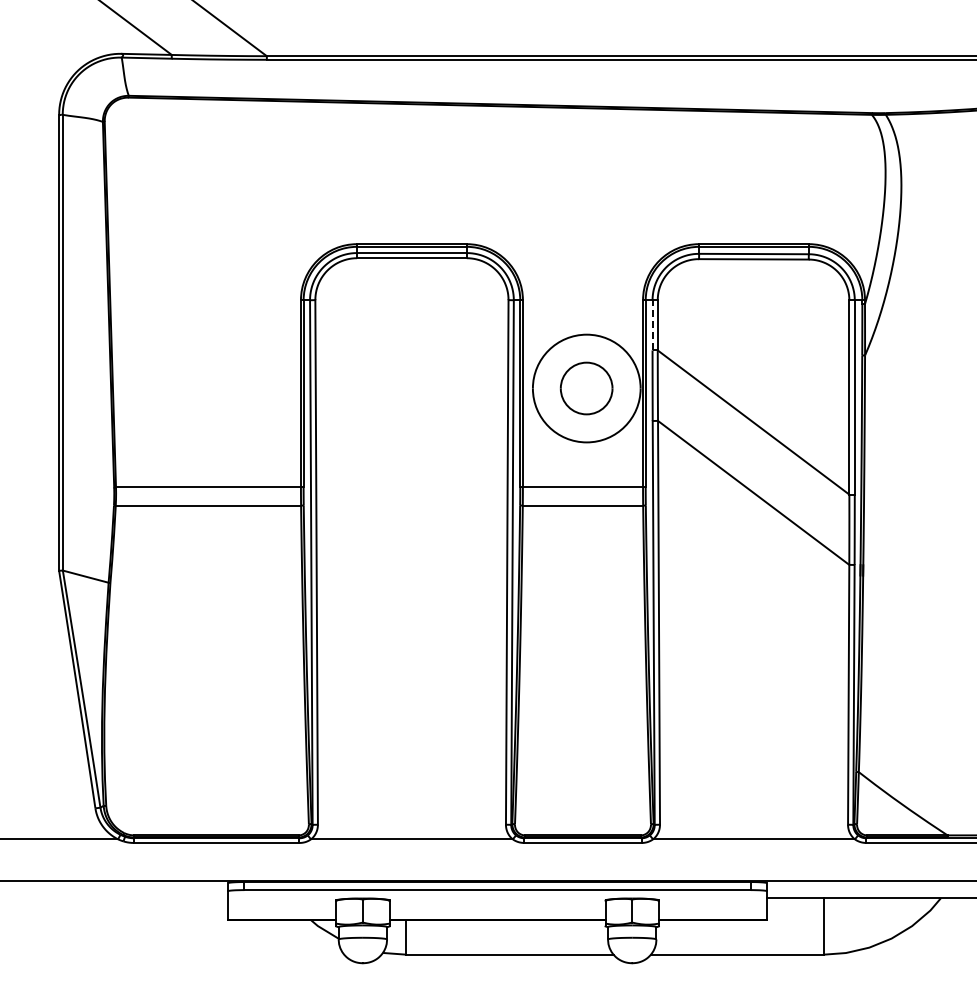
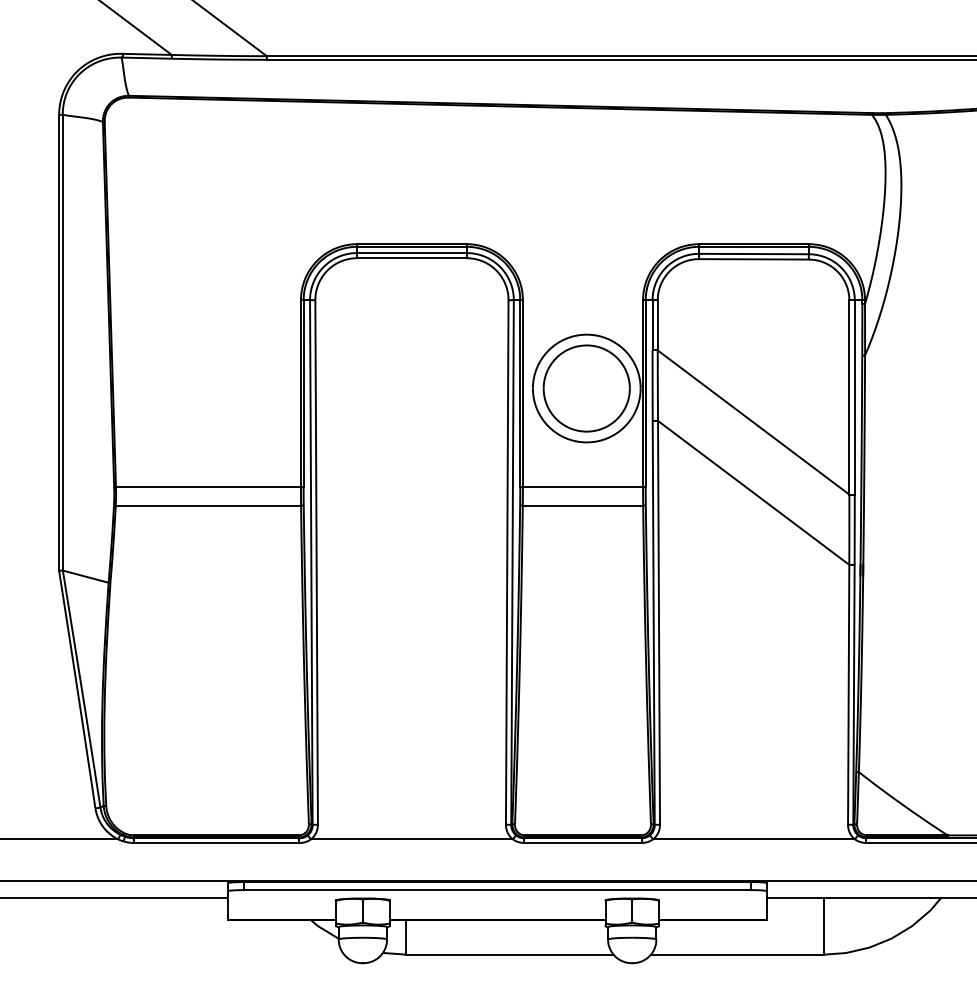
line: dashed -> solid (652, 324)
part size: 55x55 px -> 89x89 px (586, 388)
line: none -> present (115, 898)
